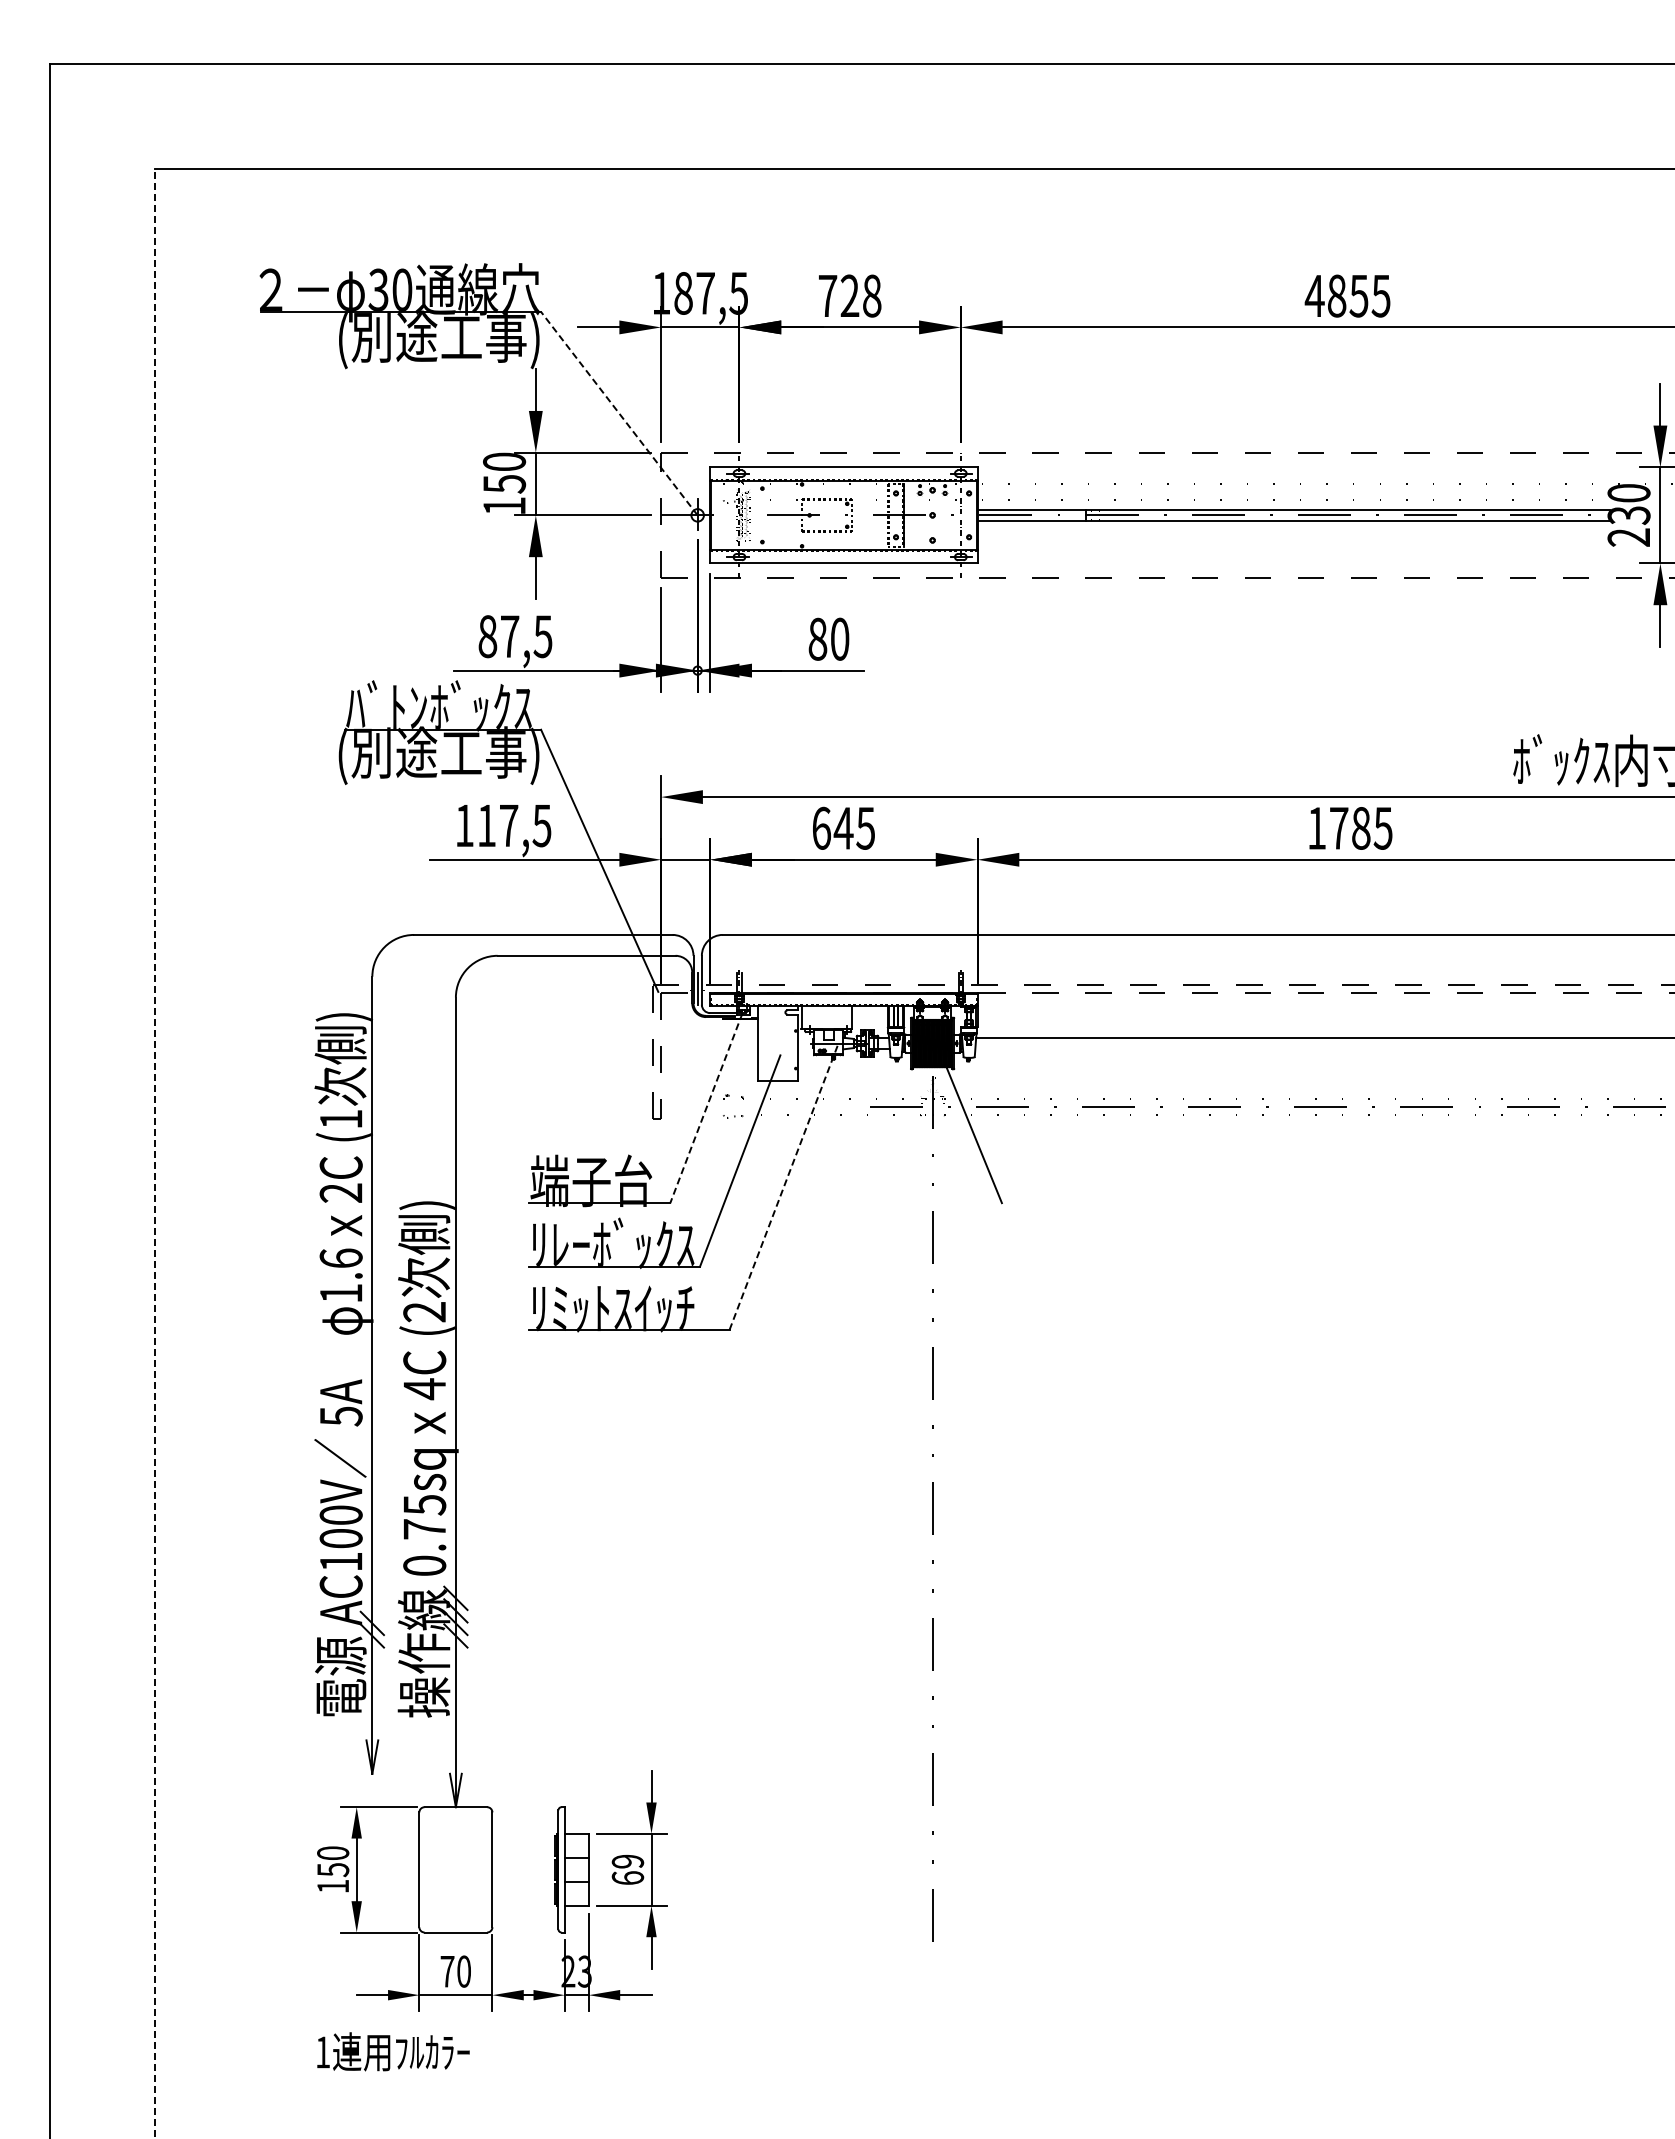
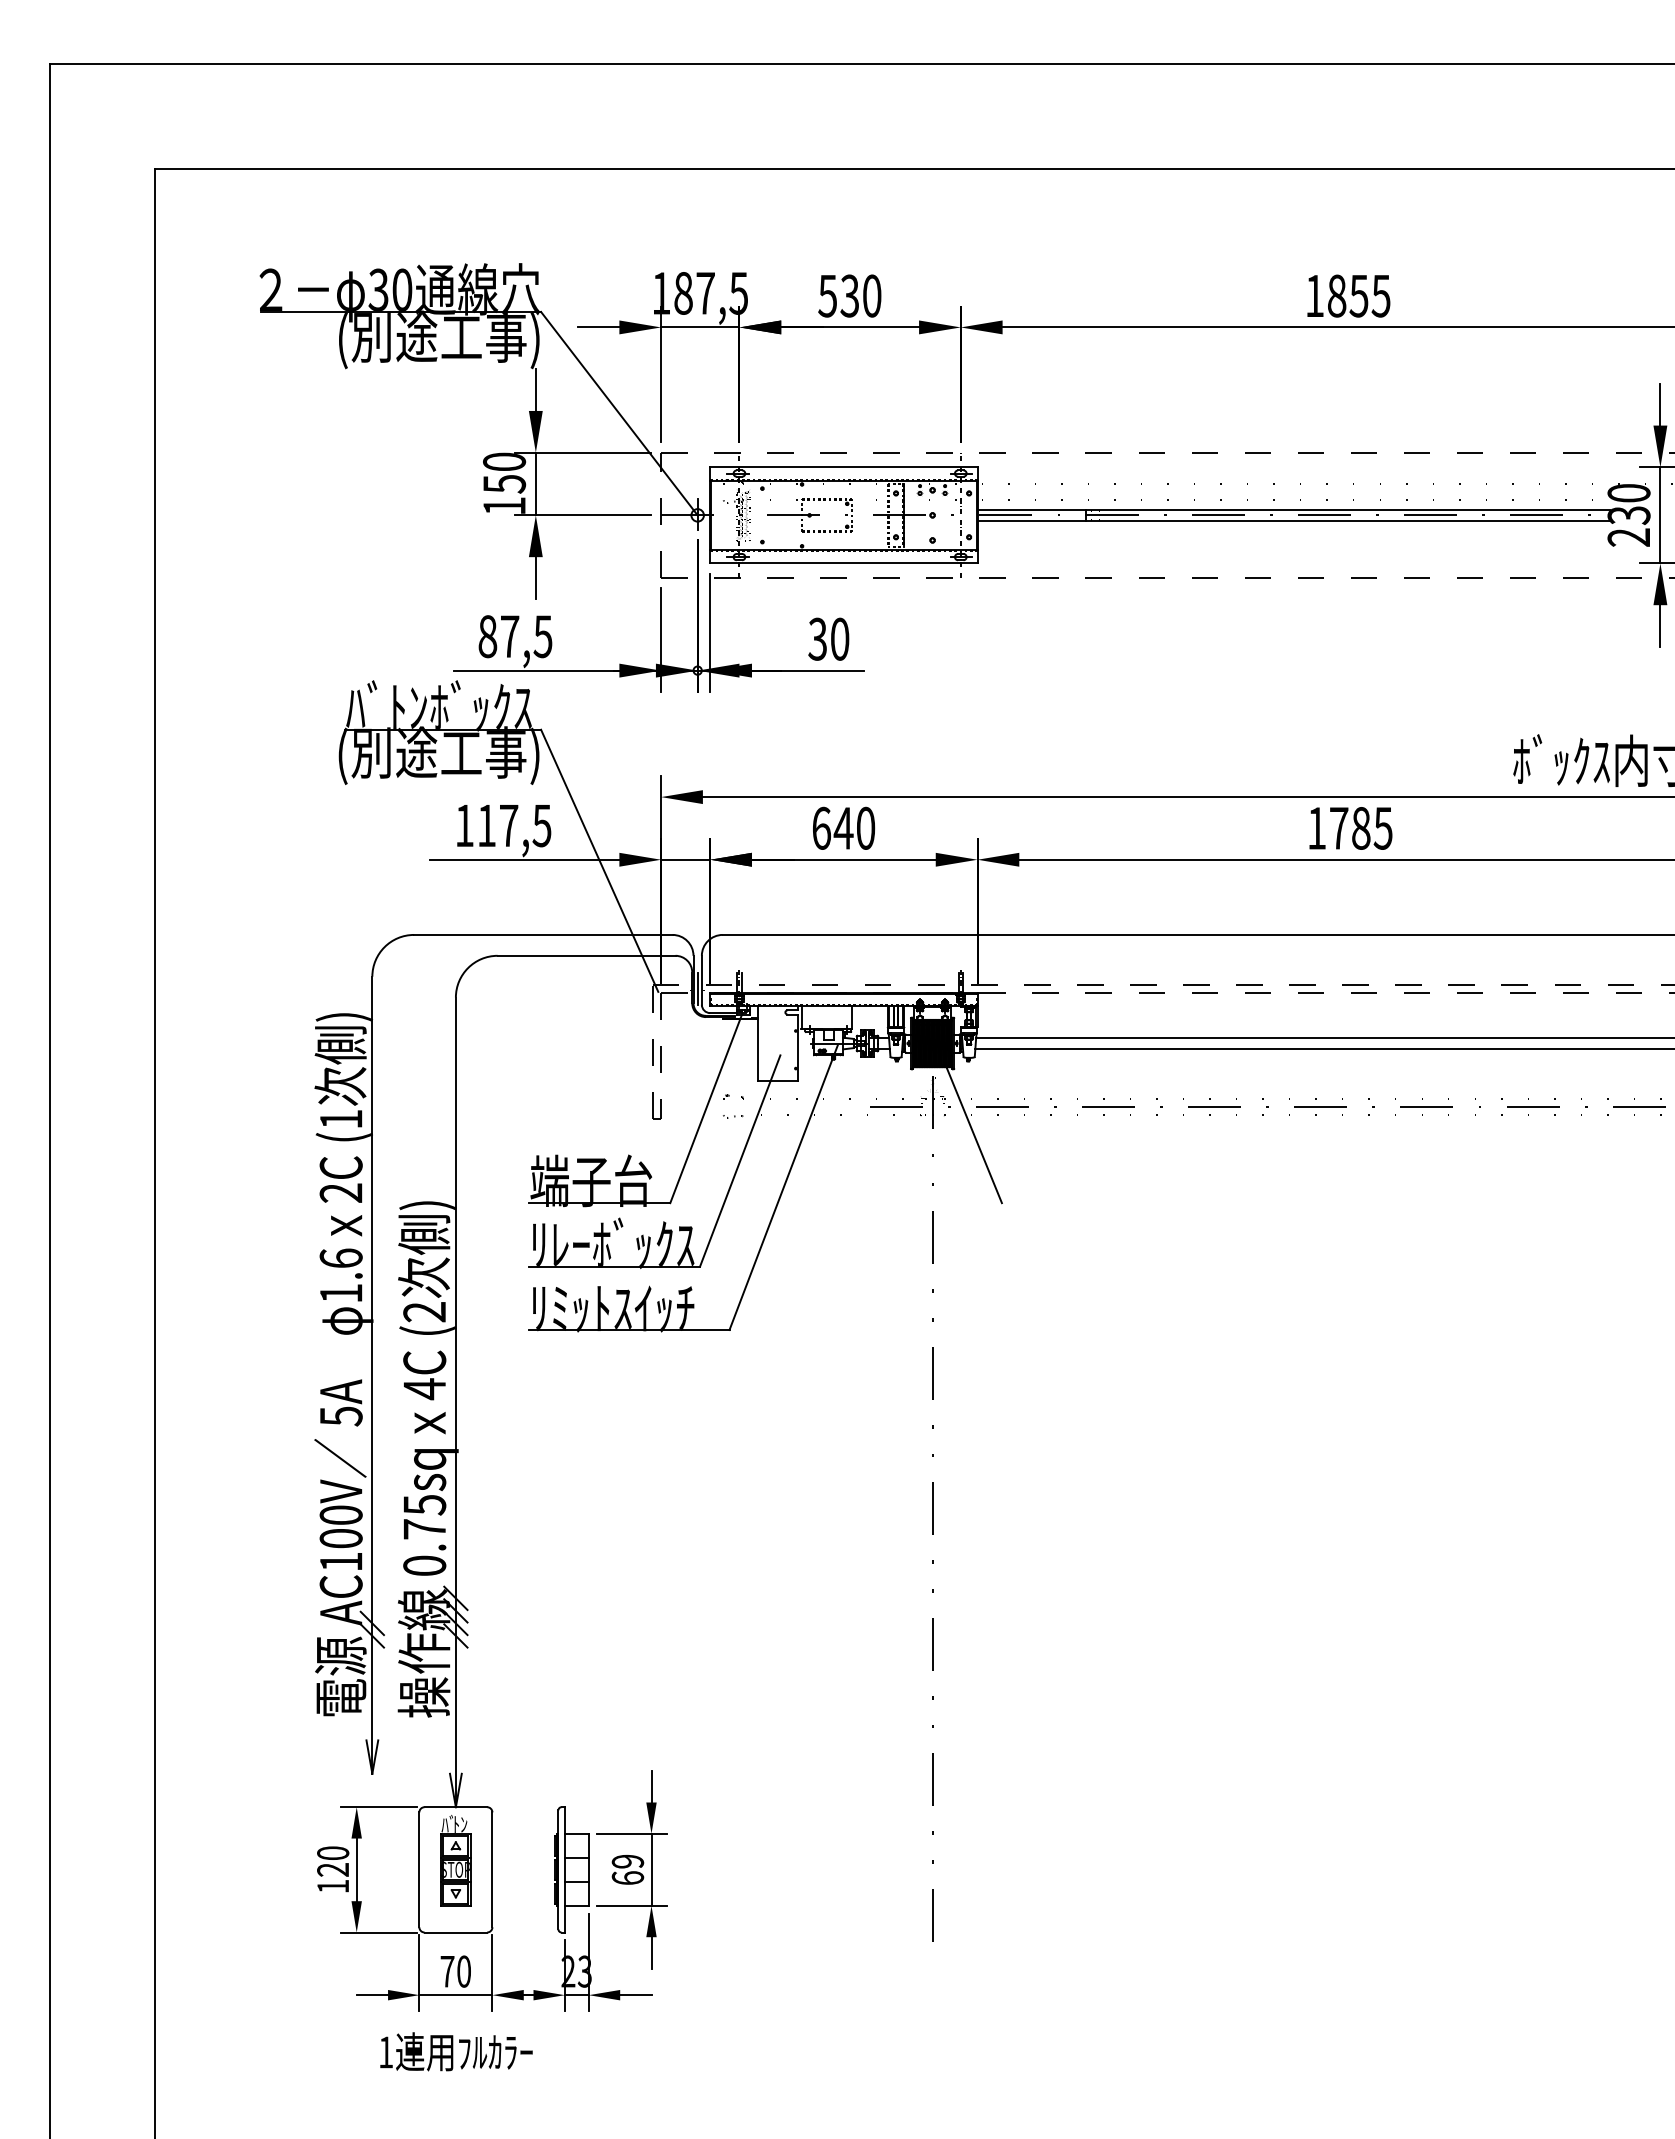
text: 728 -> 530 (849, 295)
text: 4855 -> 1855 (1314, 295)
line: dashed -> solid (619, 413)
text: 80 -> 30 (817, 638)
text: 645 -> 640 (865, 827)
line: none -> present (1323, 1048)
line: dashed -> solid (706, 1108)
line: dashed -> solid (154, 1153)
line: dashed -> solid (783, 1187)
part: none -> present (455, 1860)
text: 150 -> 120 (333, 1870)
text position: (393, 2051) -> (456, 2051) (456, 2051)
